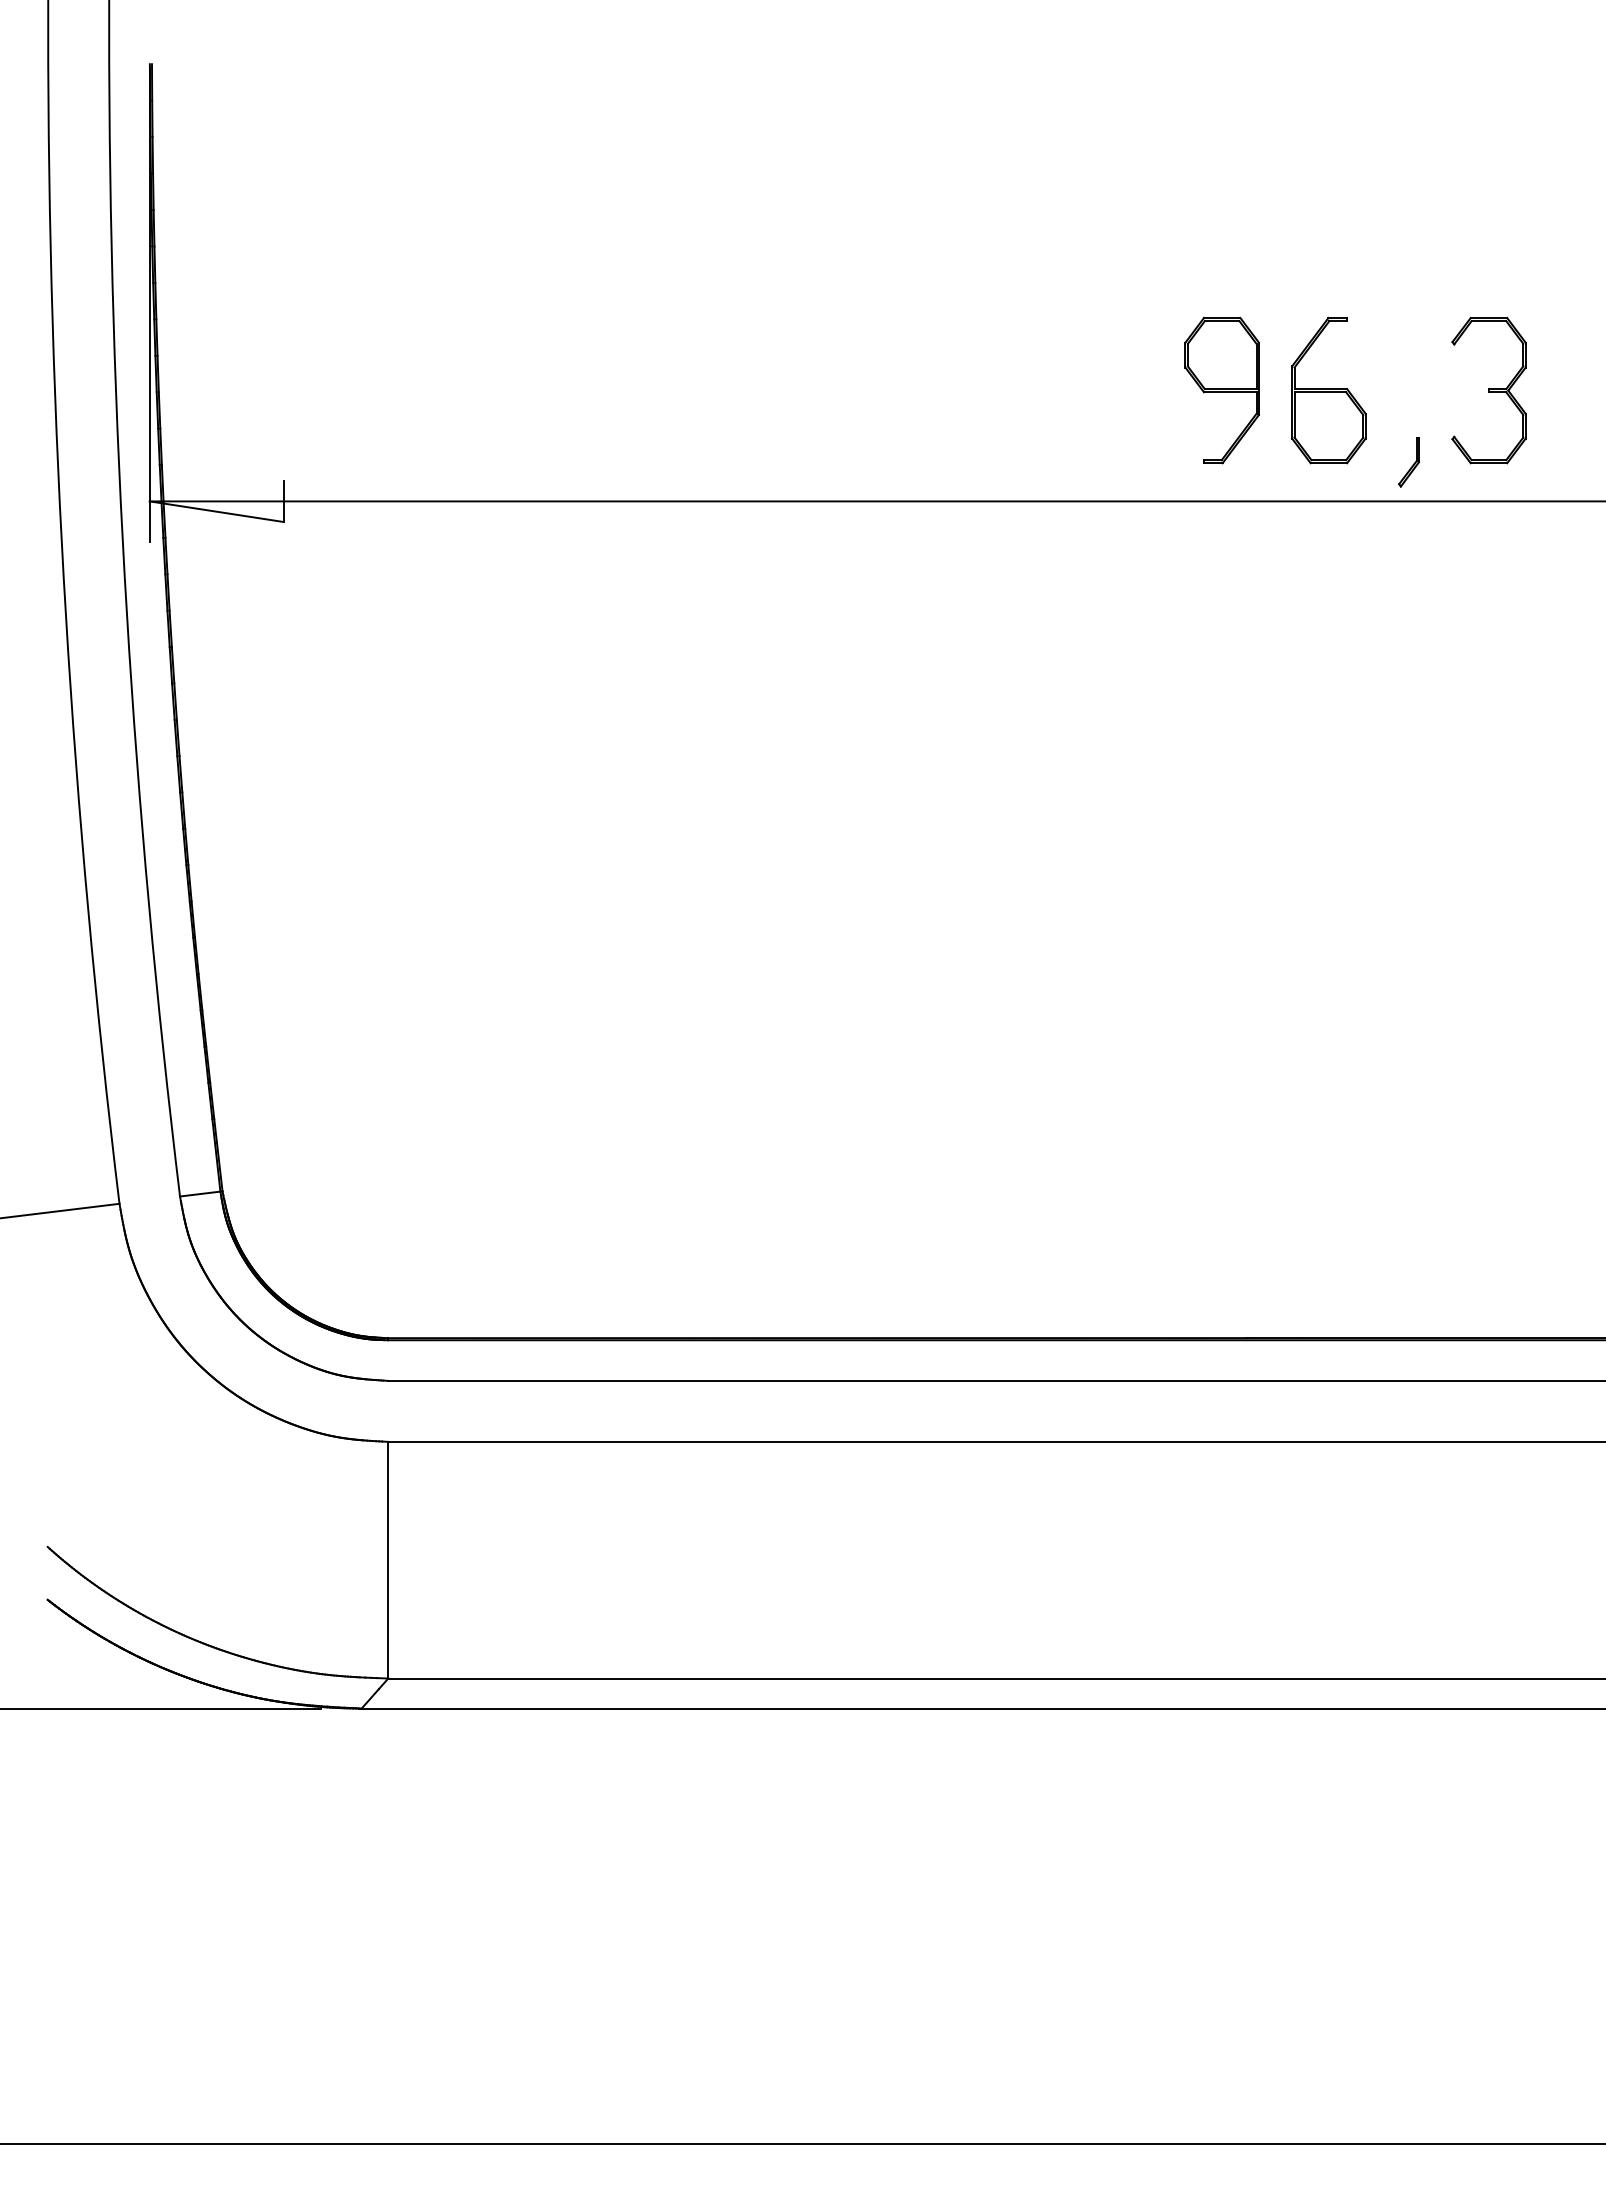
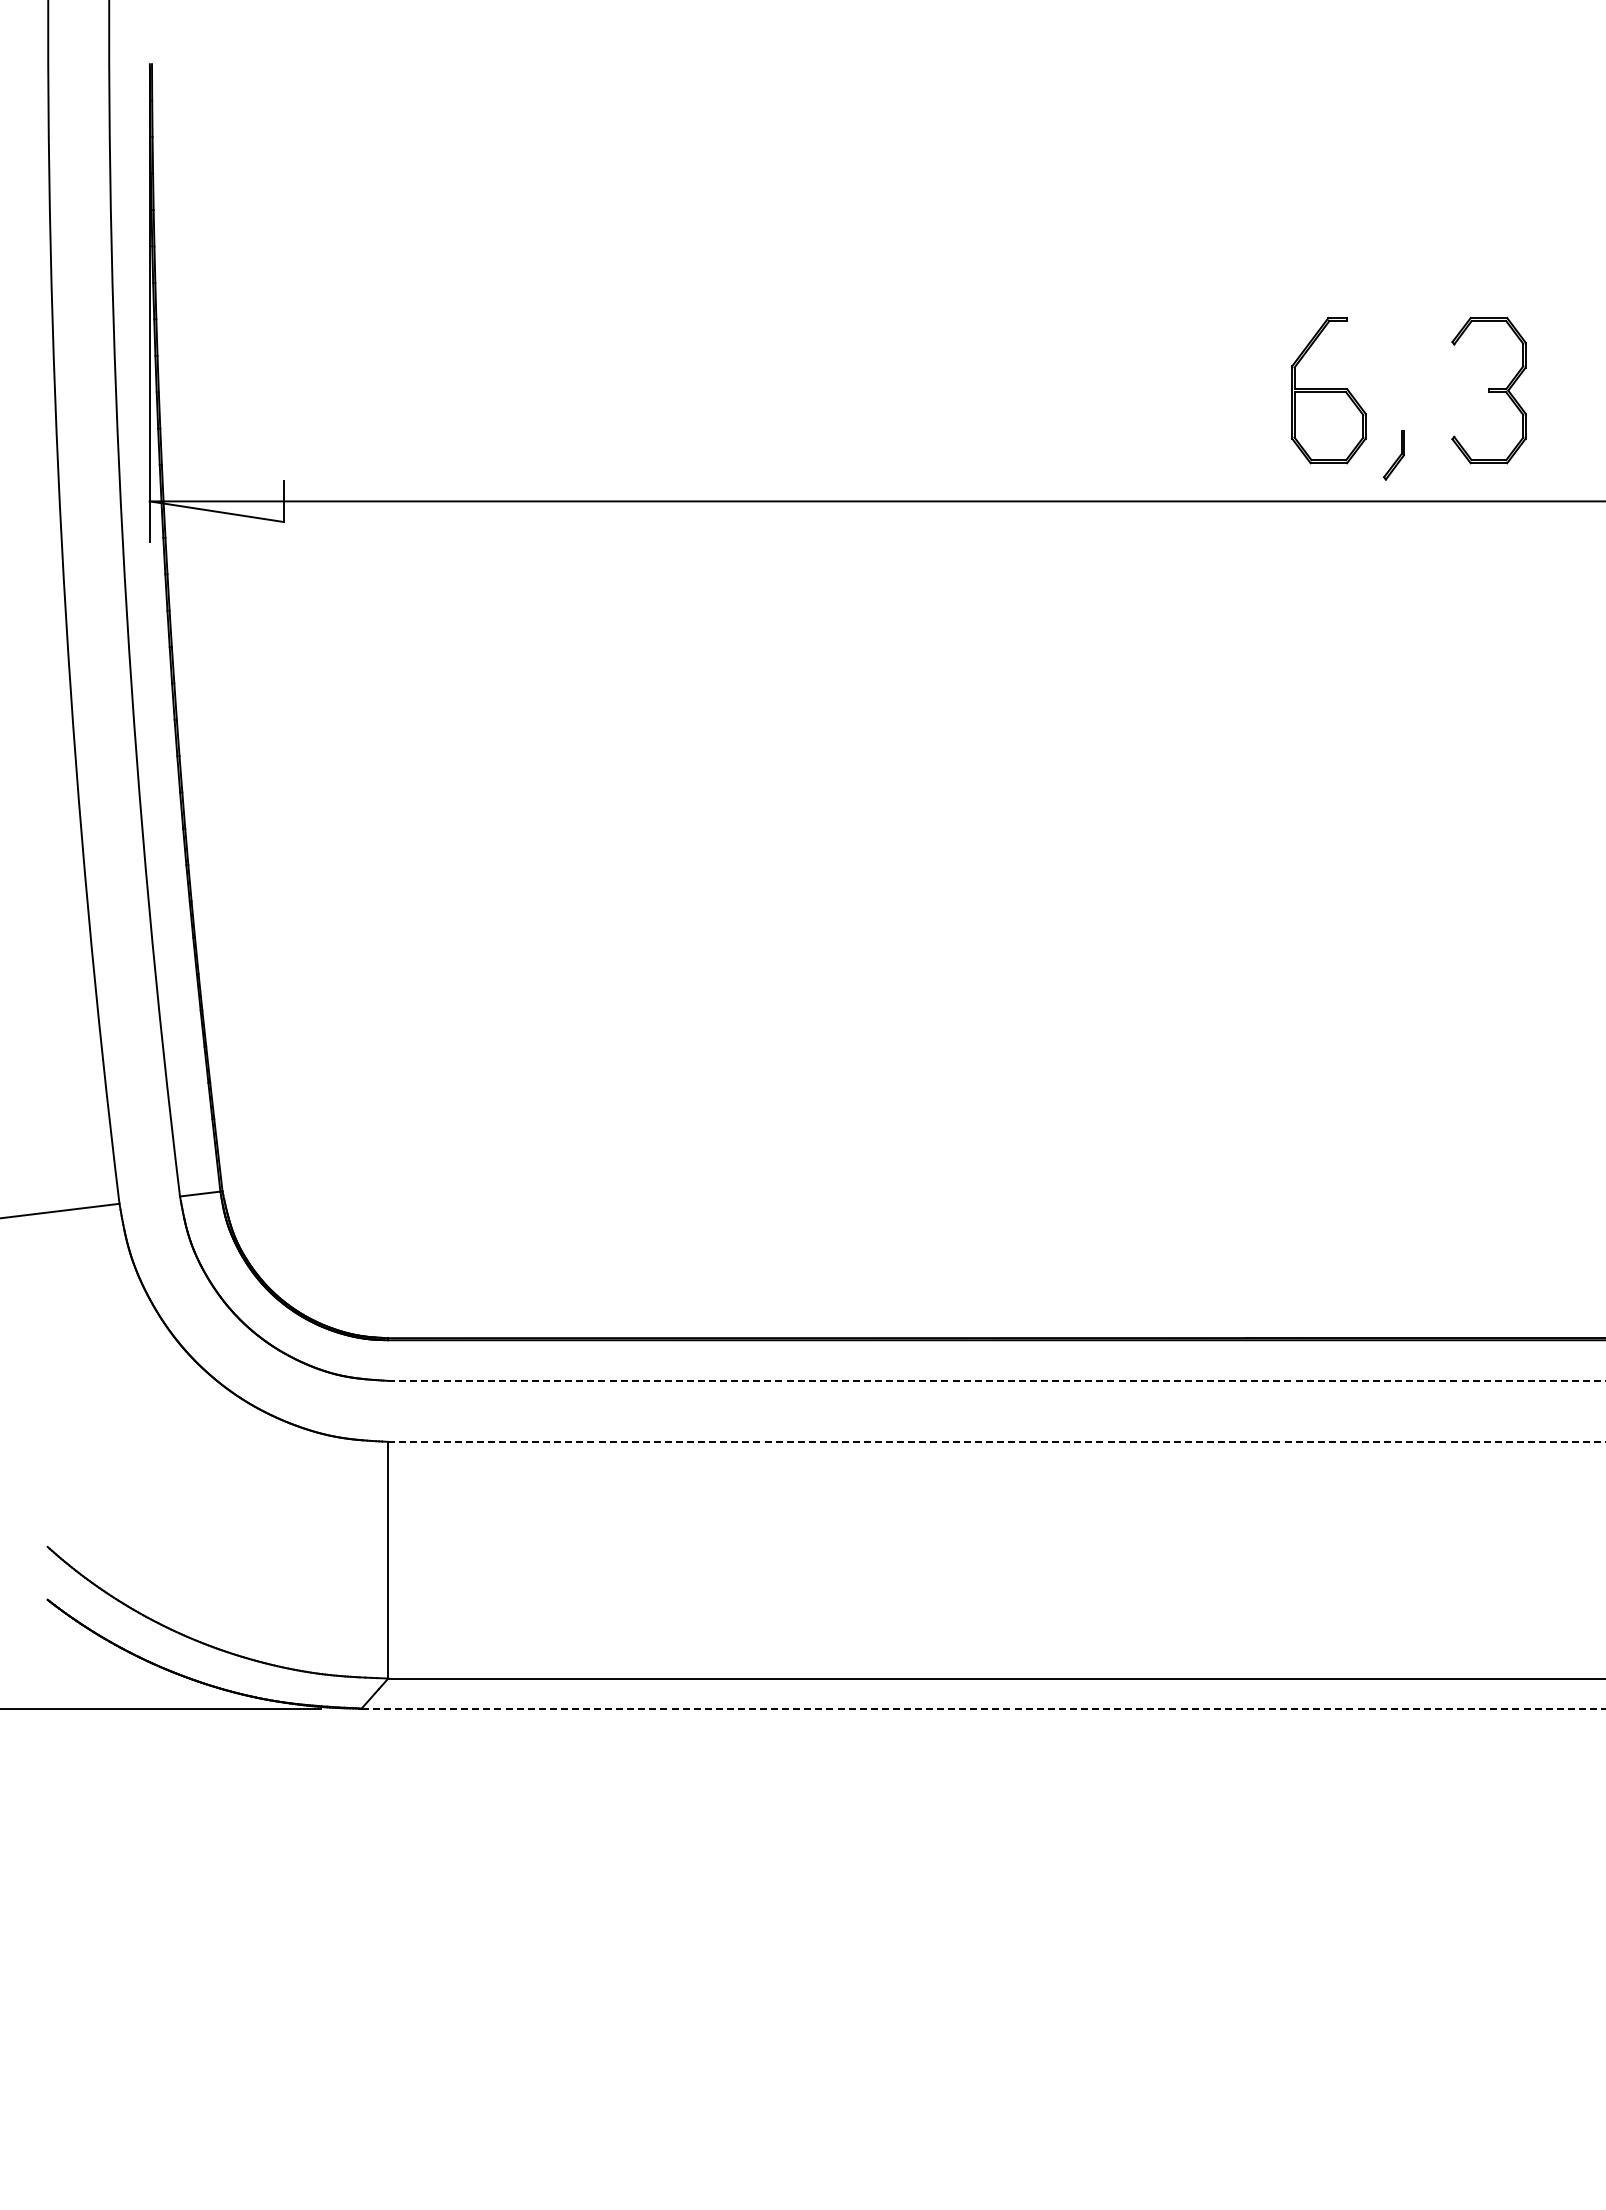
part: present -> none (1221, 390)
part position: (1408, 462) -> (1393, 455) (1393, 455)
line: solid -> dashed (997, 1380)
line: solid -> dashed (997, 1441)
line: solid -> dashed (983, 1708)
line: present -> none (802, 2143)
